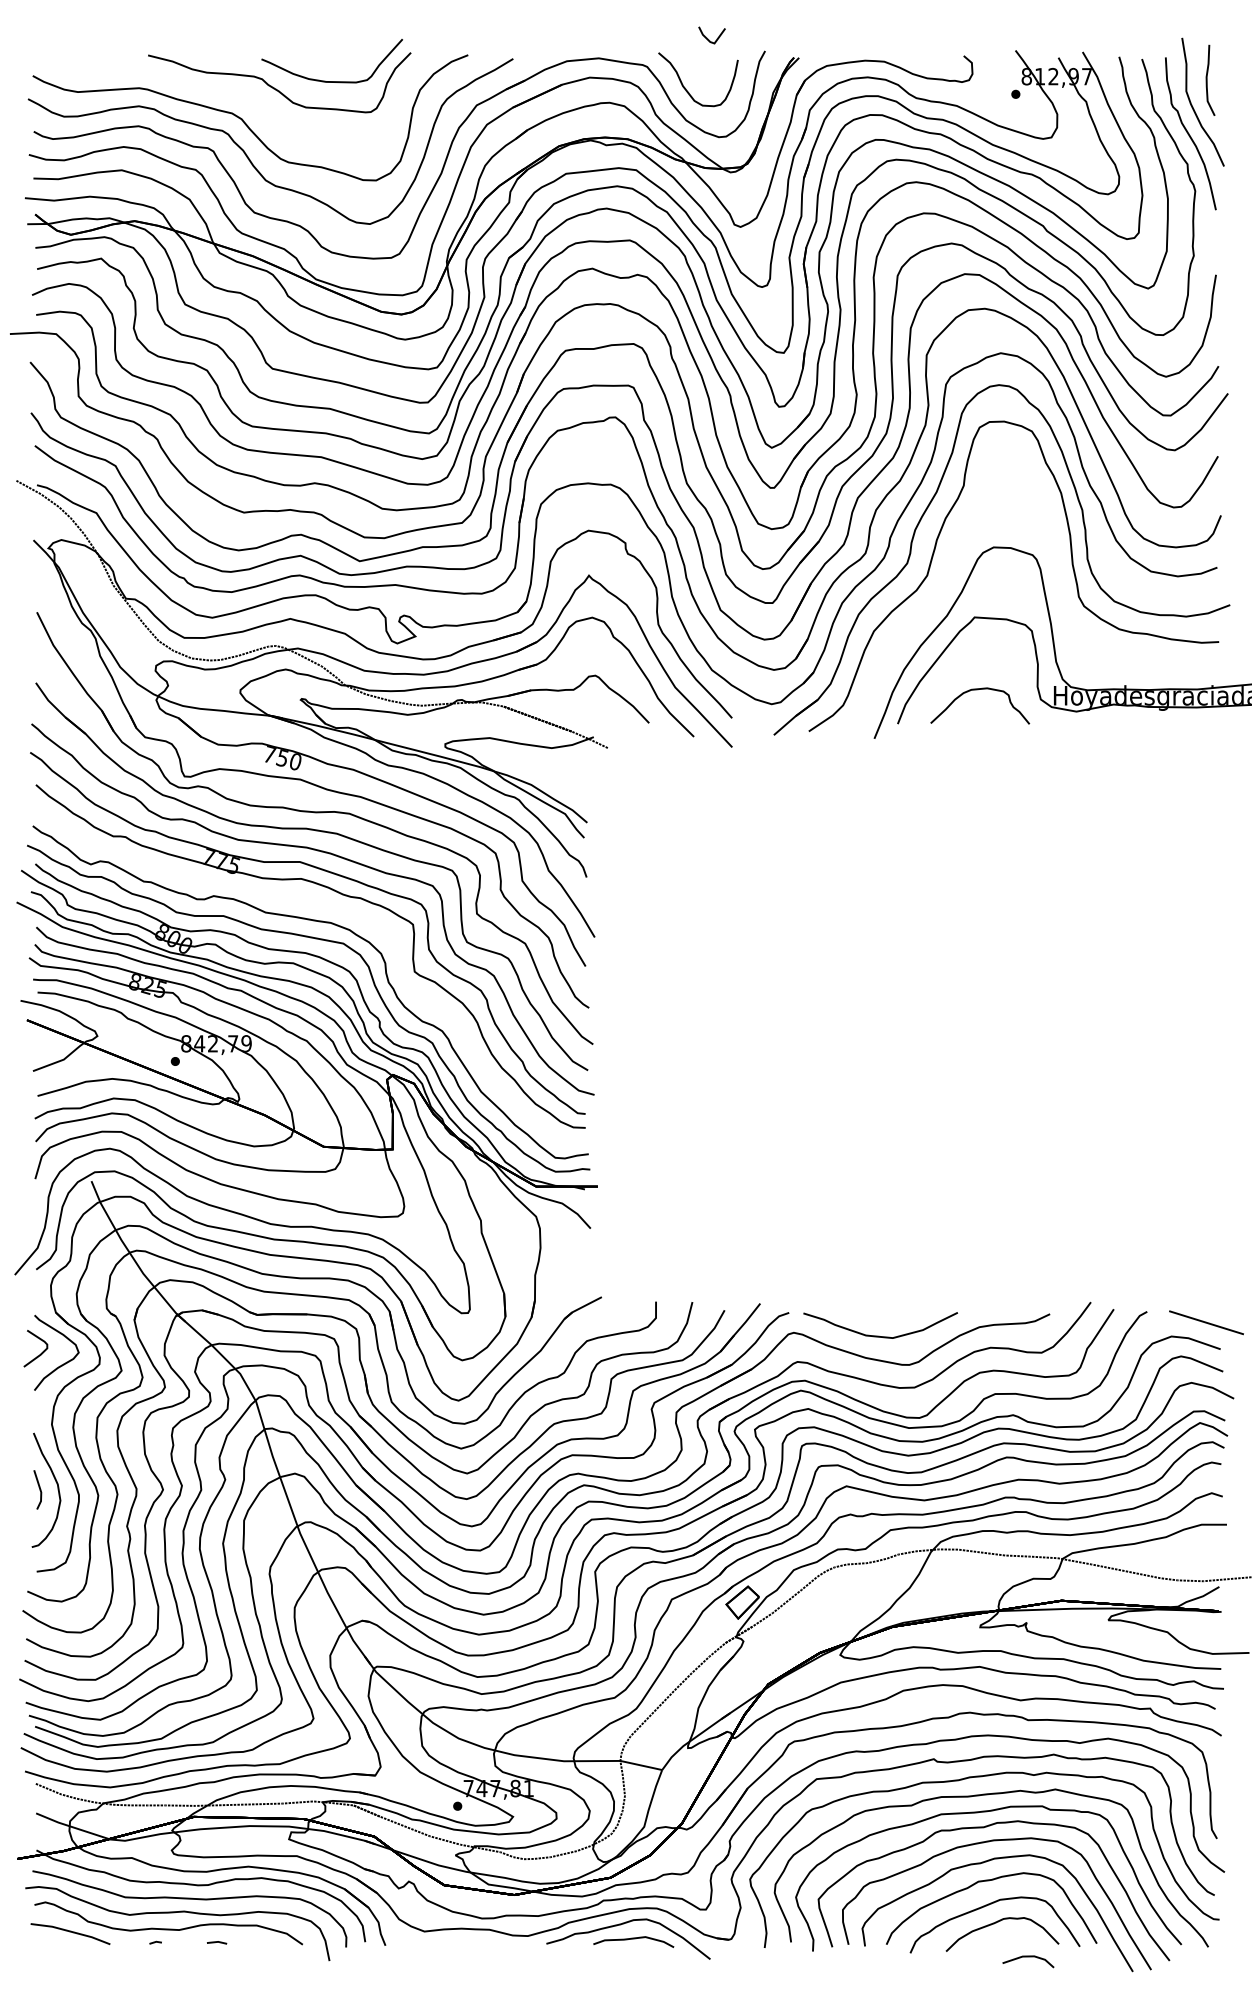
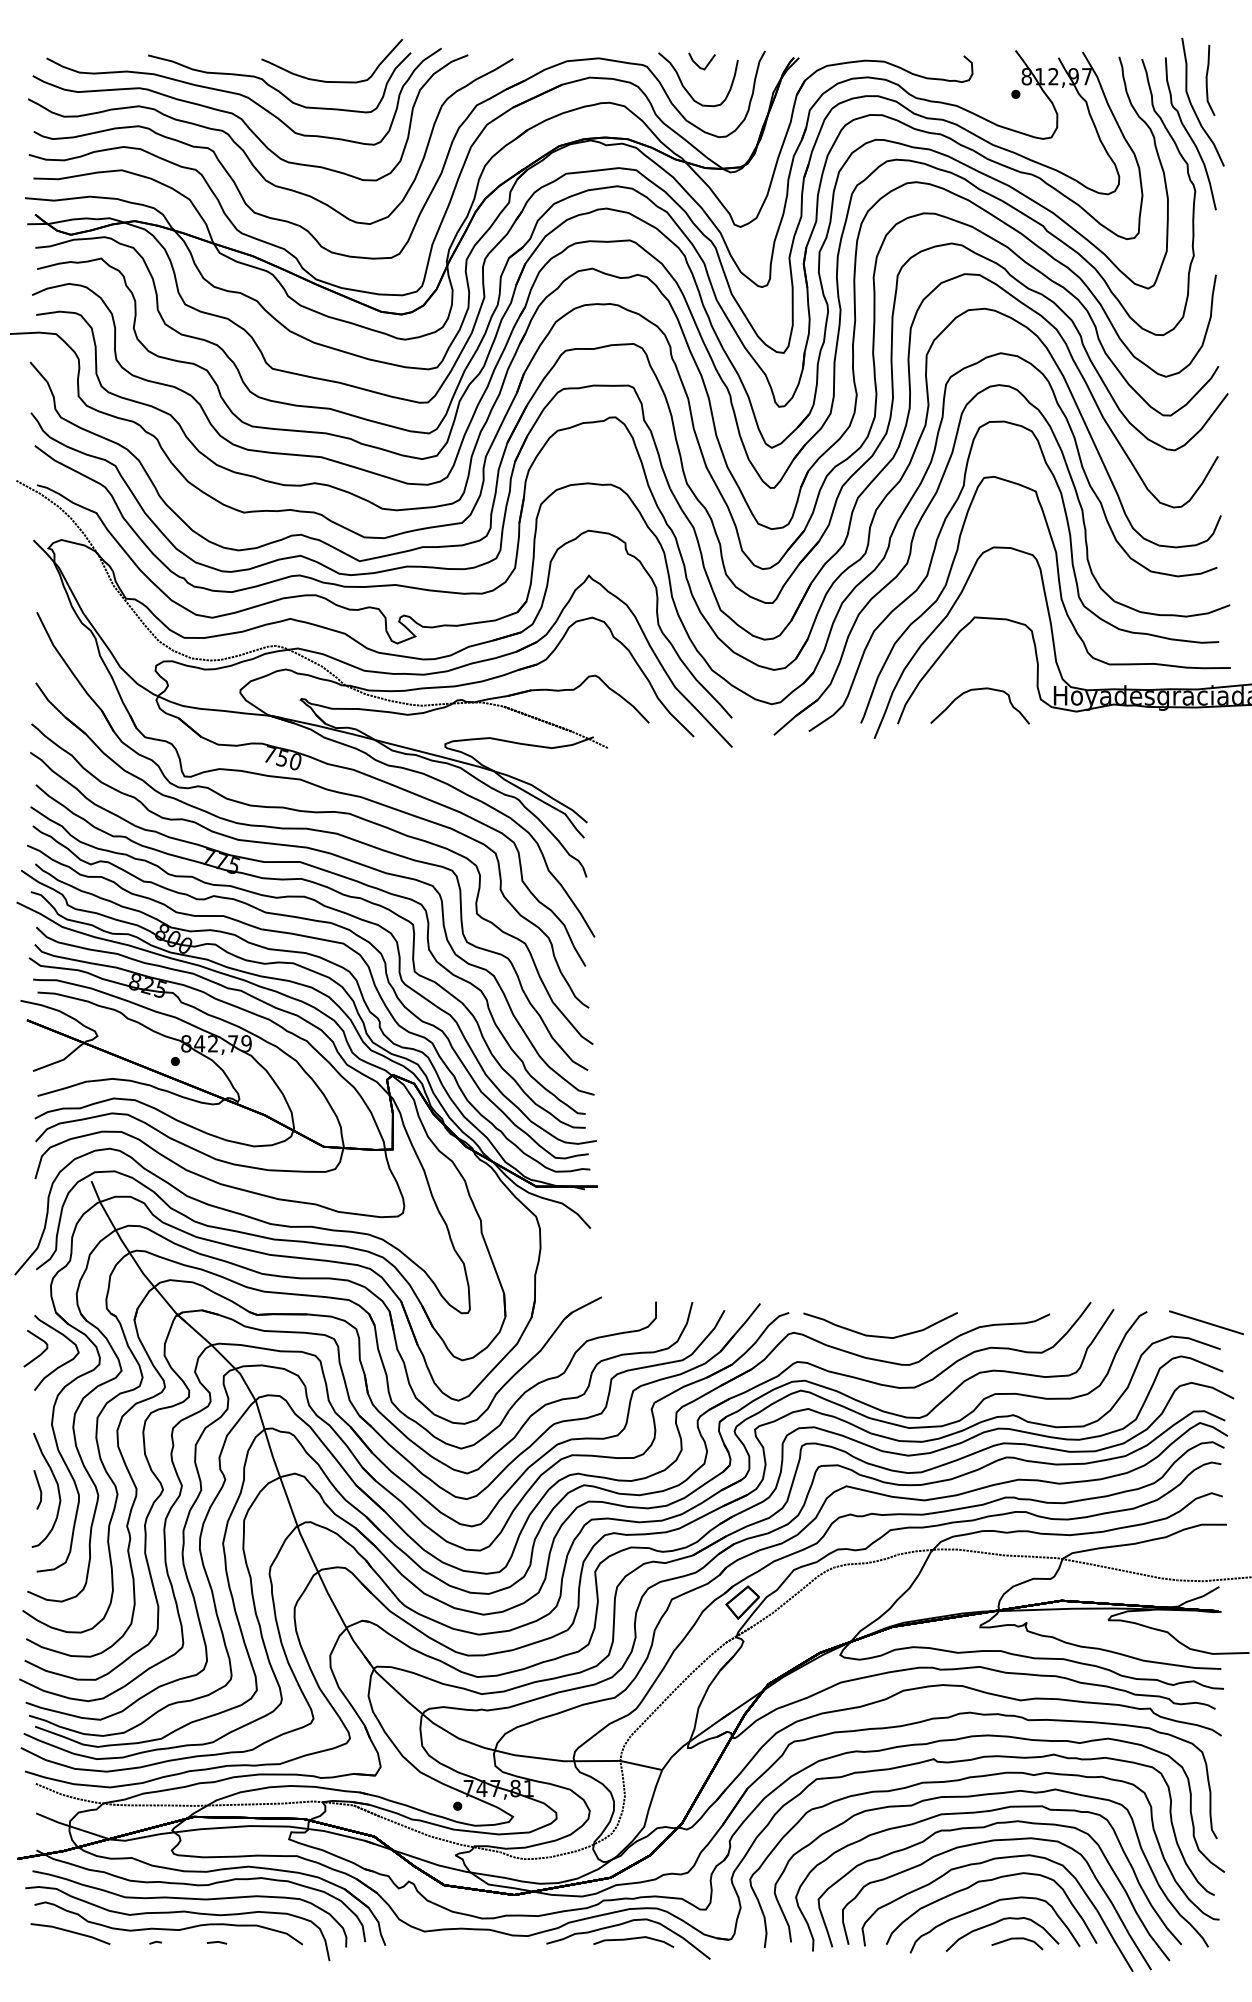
part position: (711, 35) -> (701, 61) (701, 61)
part: none -> present (243, 96)
part: none -> present (1060, 599)
part: none -> present (339, 912)
part position: (1028, 1961) -> (1017, 1943) (1017, 1943)
